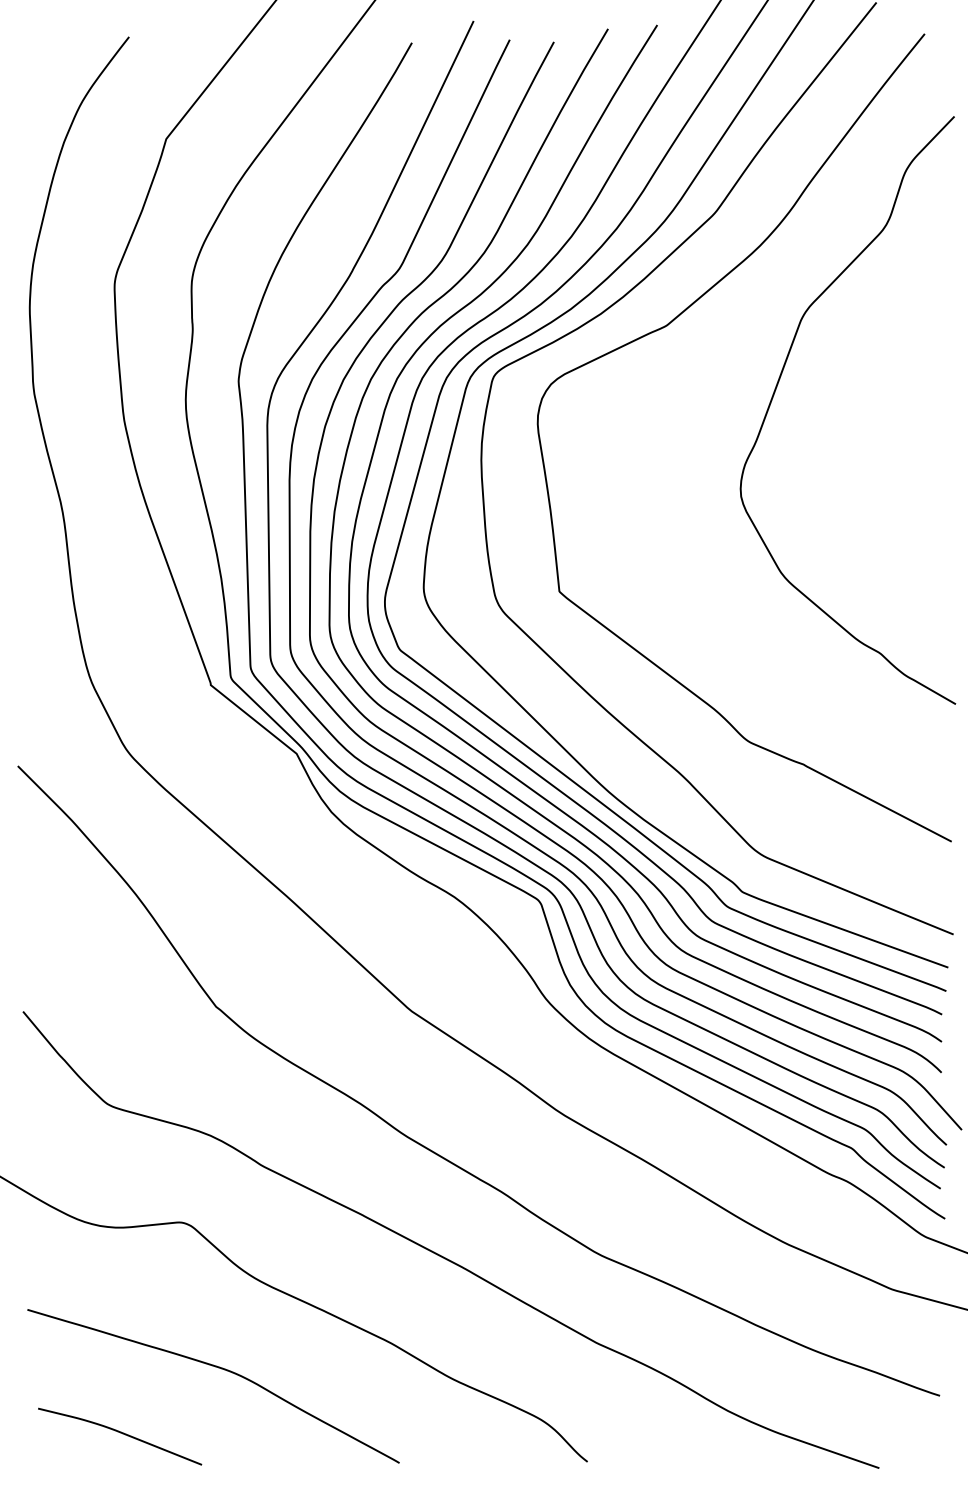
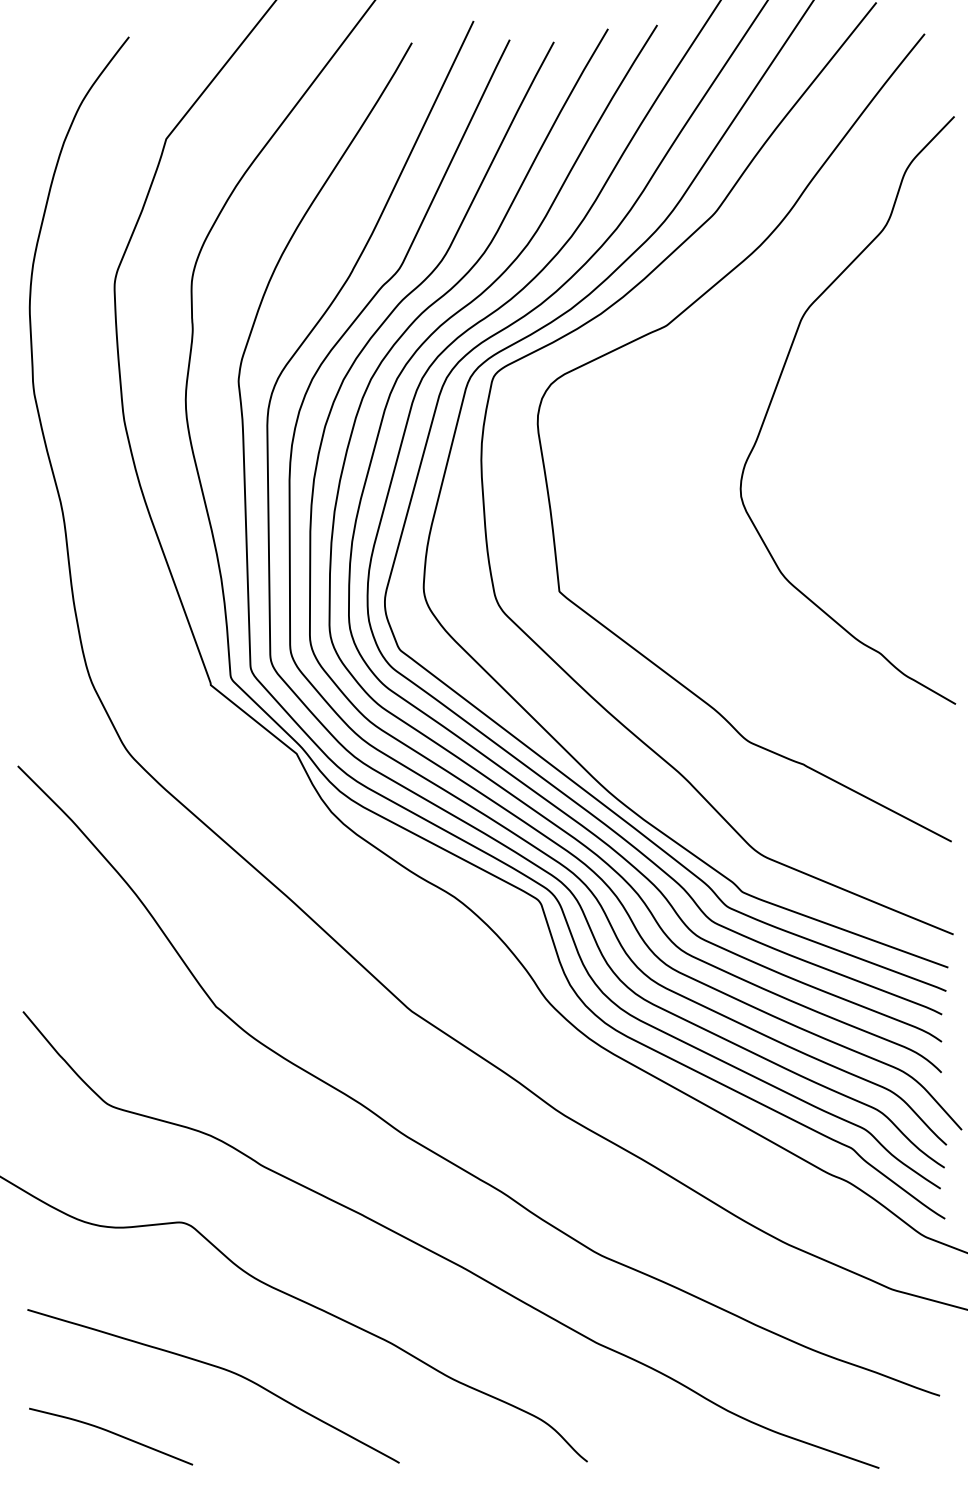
curve position: (122, 1434) -> (113, 1434) (113, 1434)
